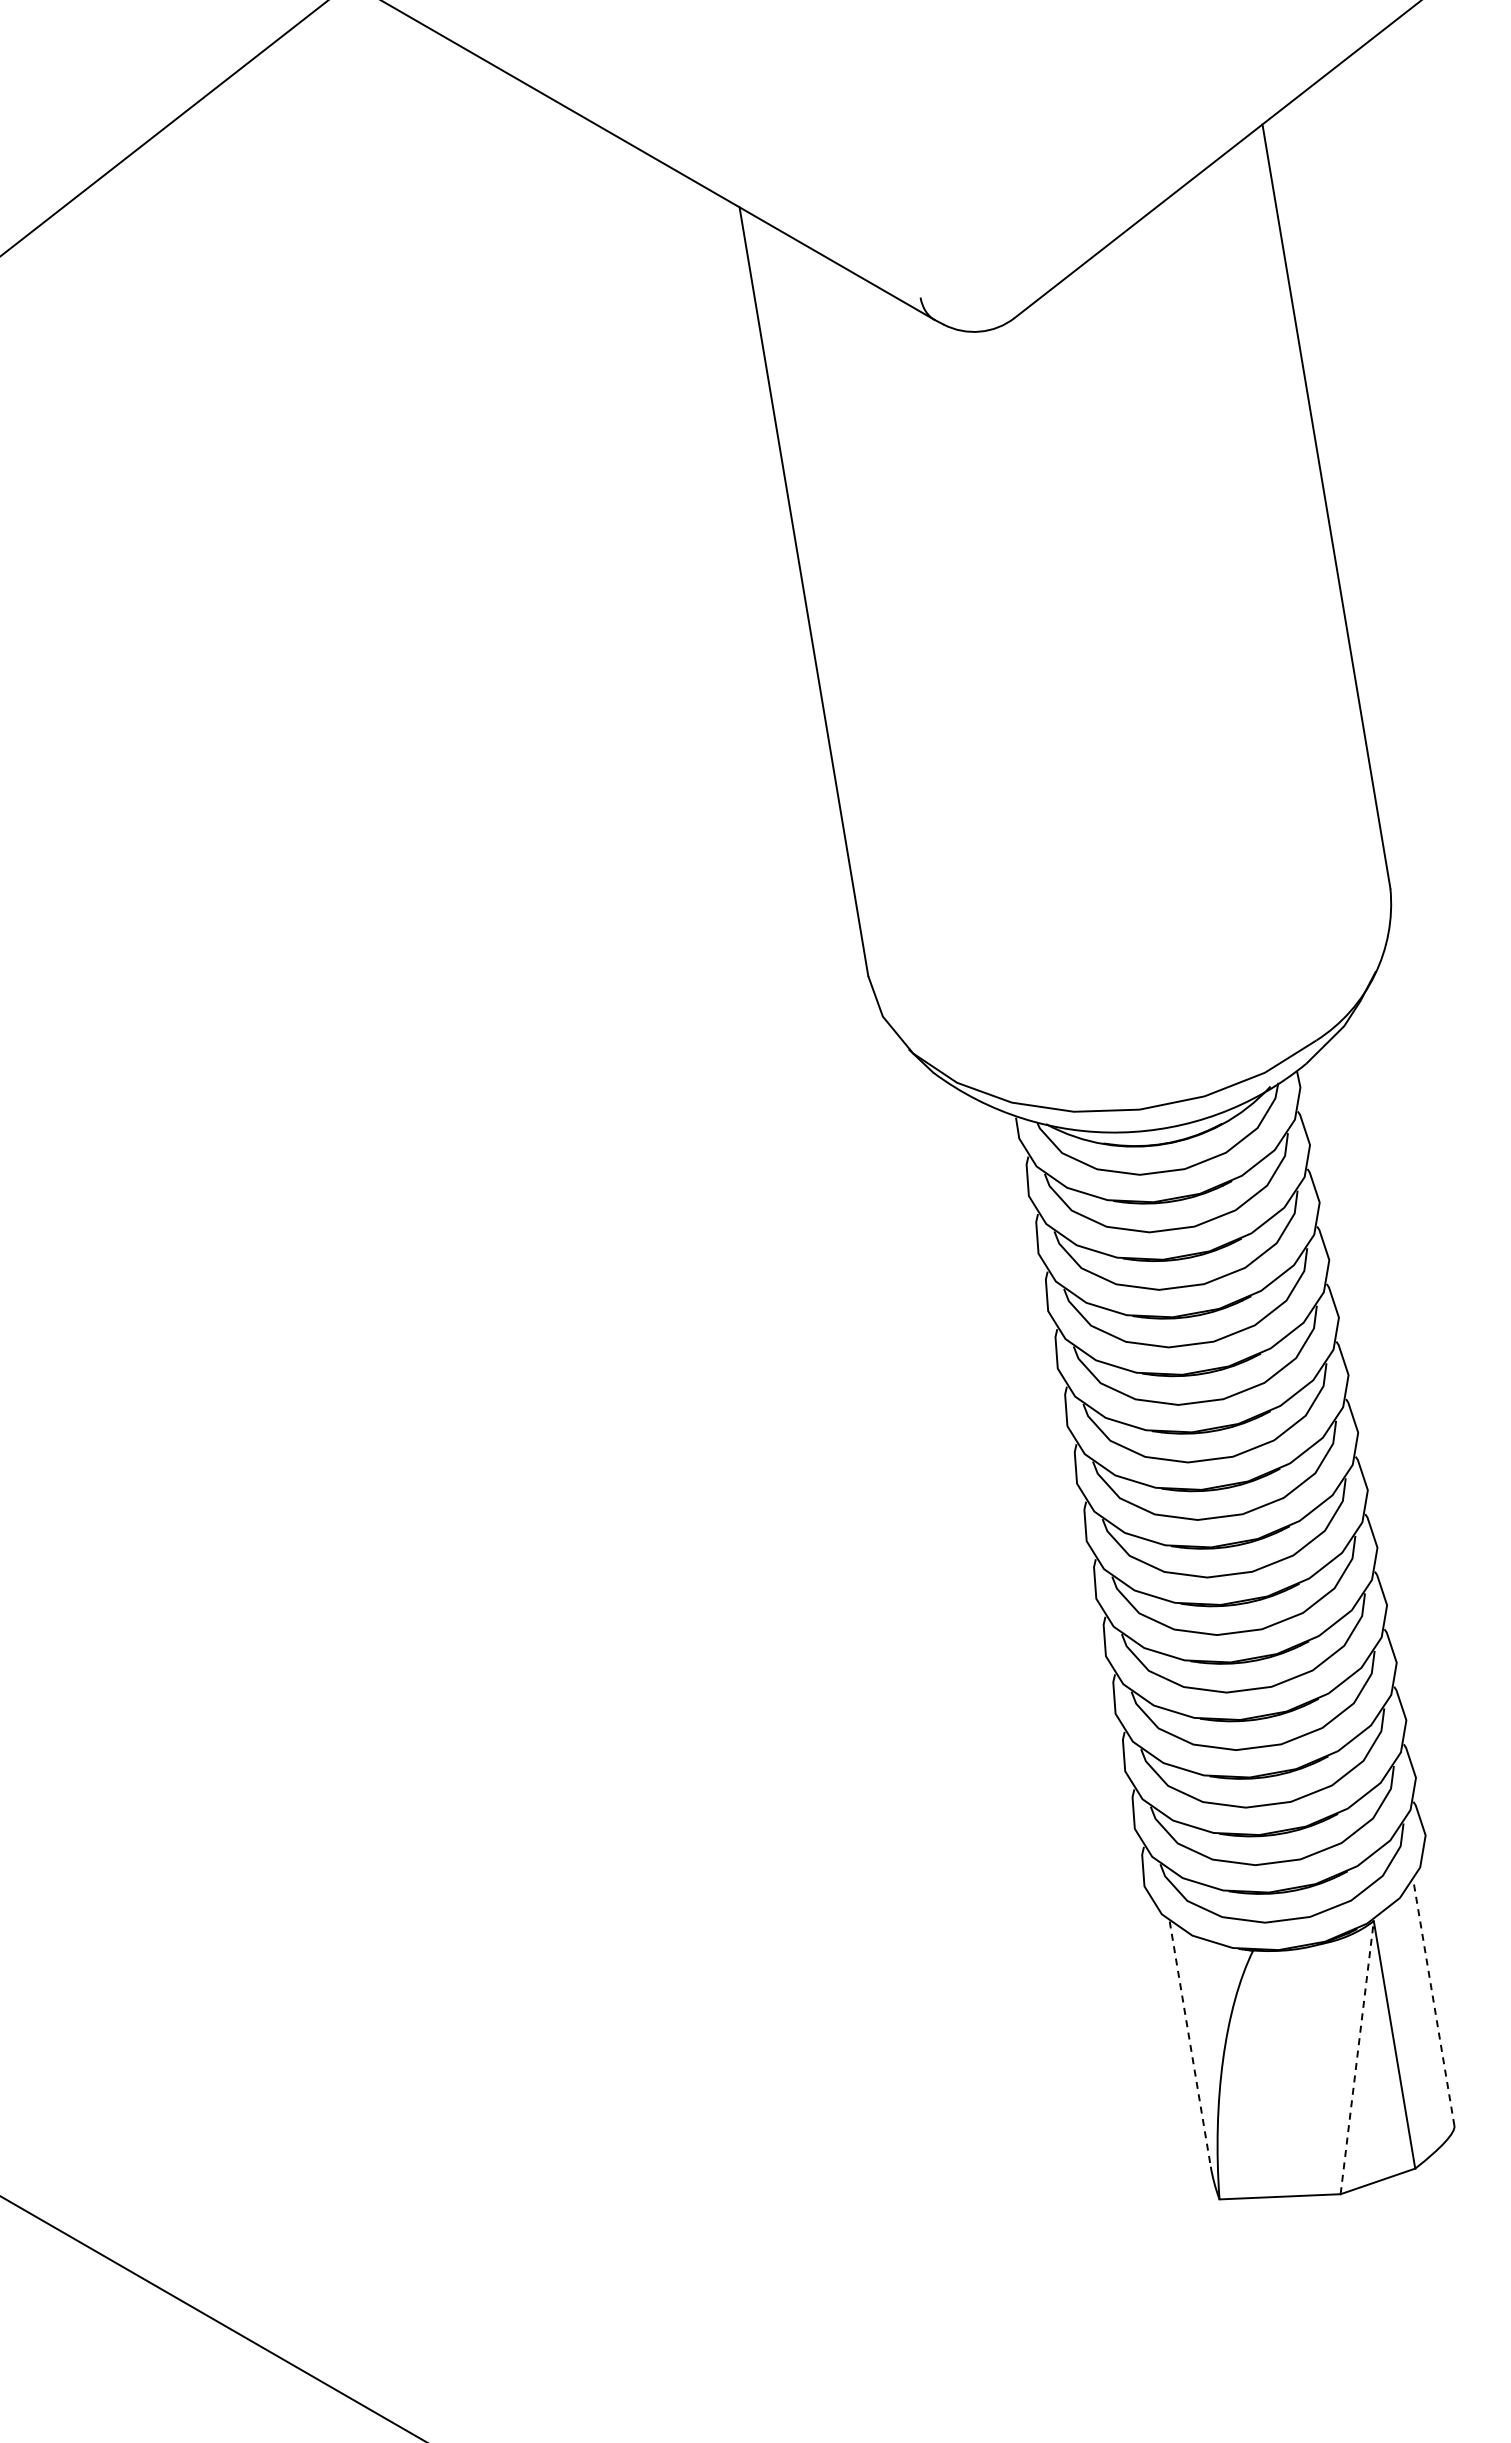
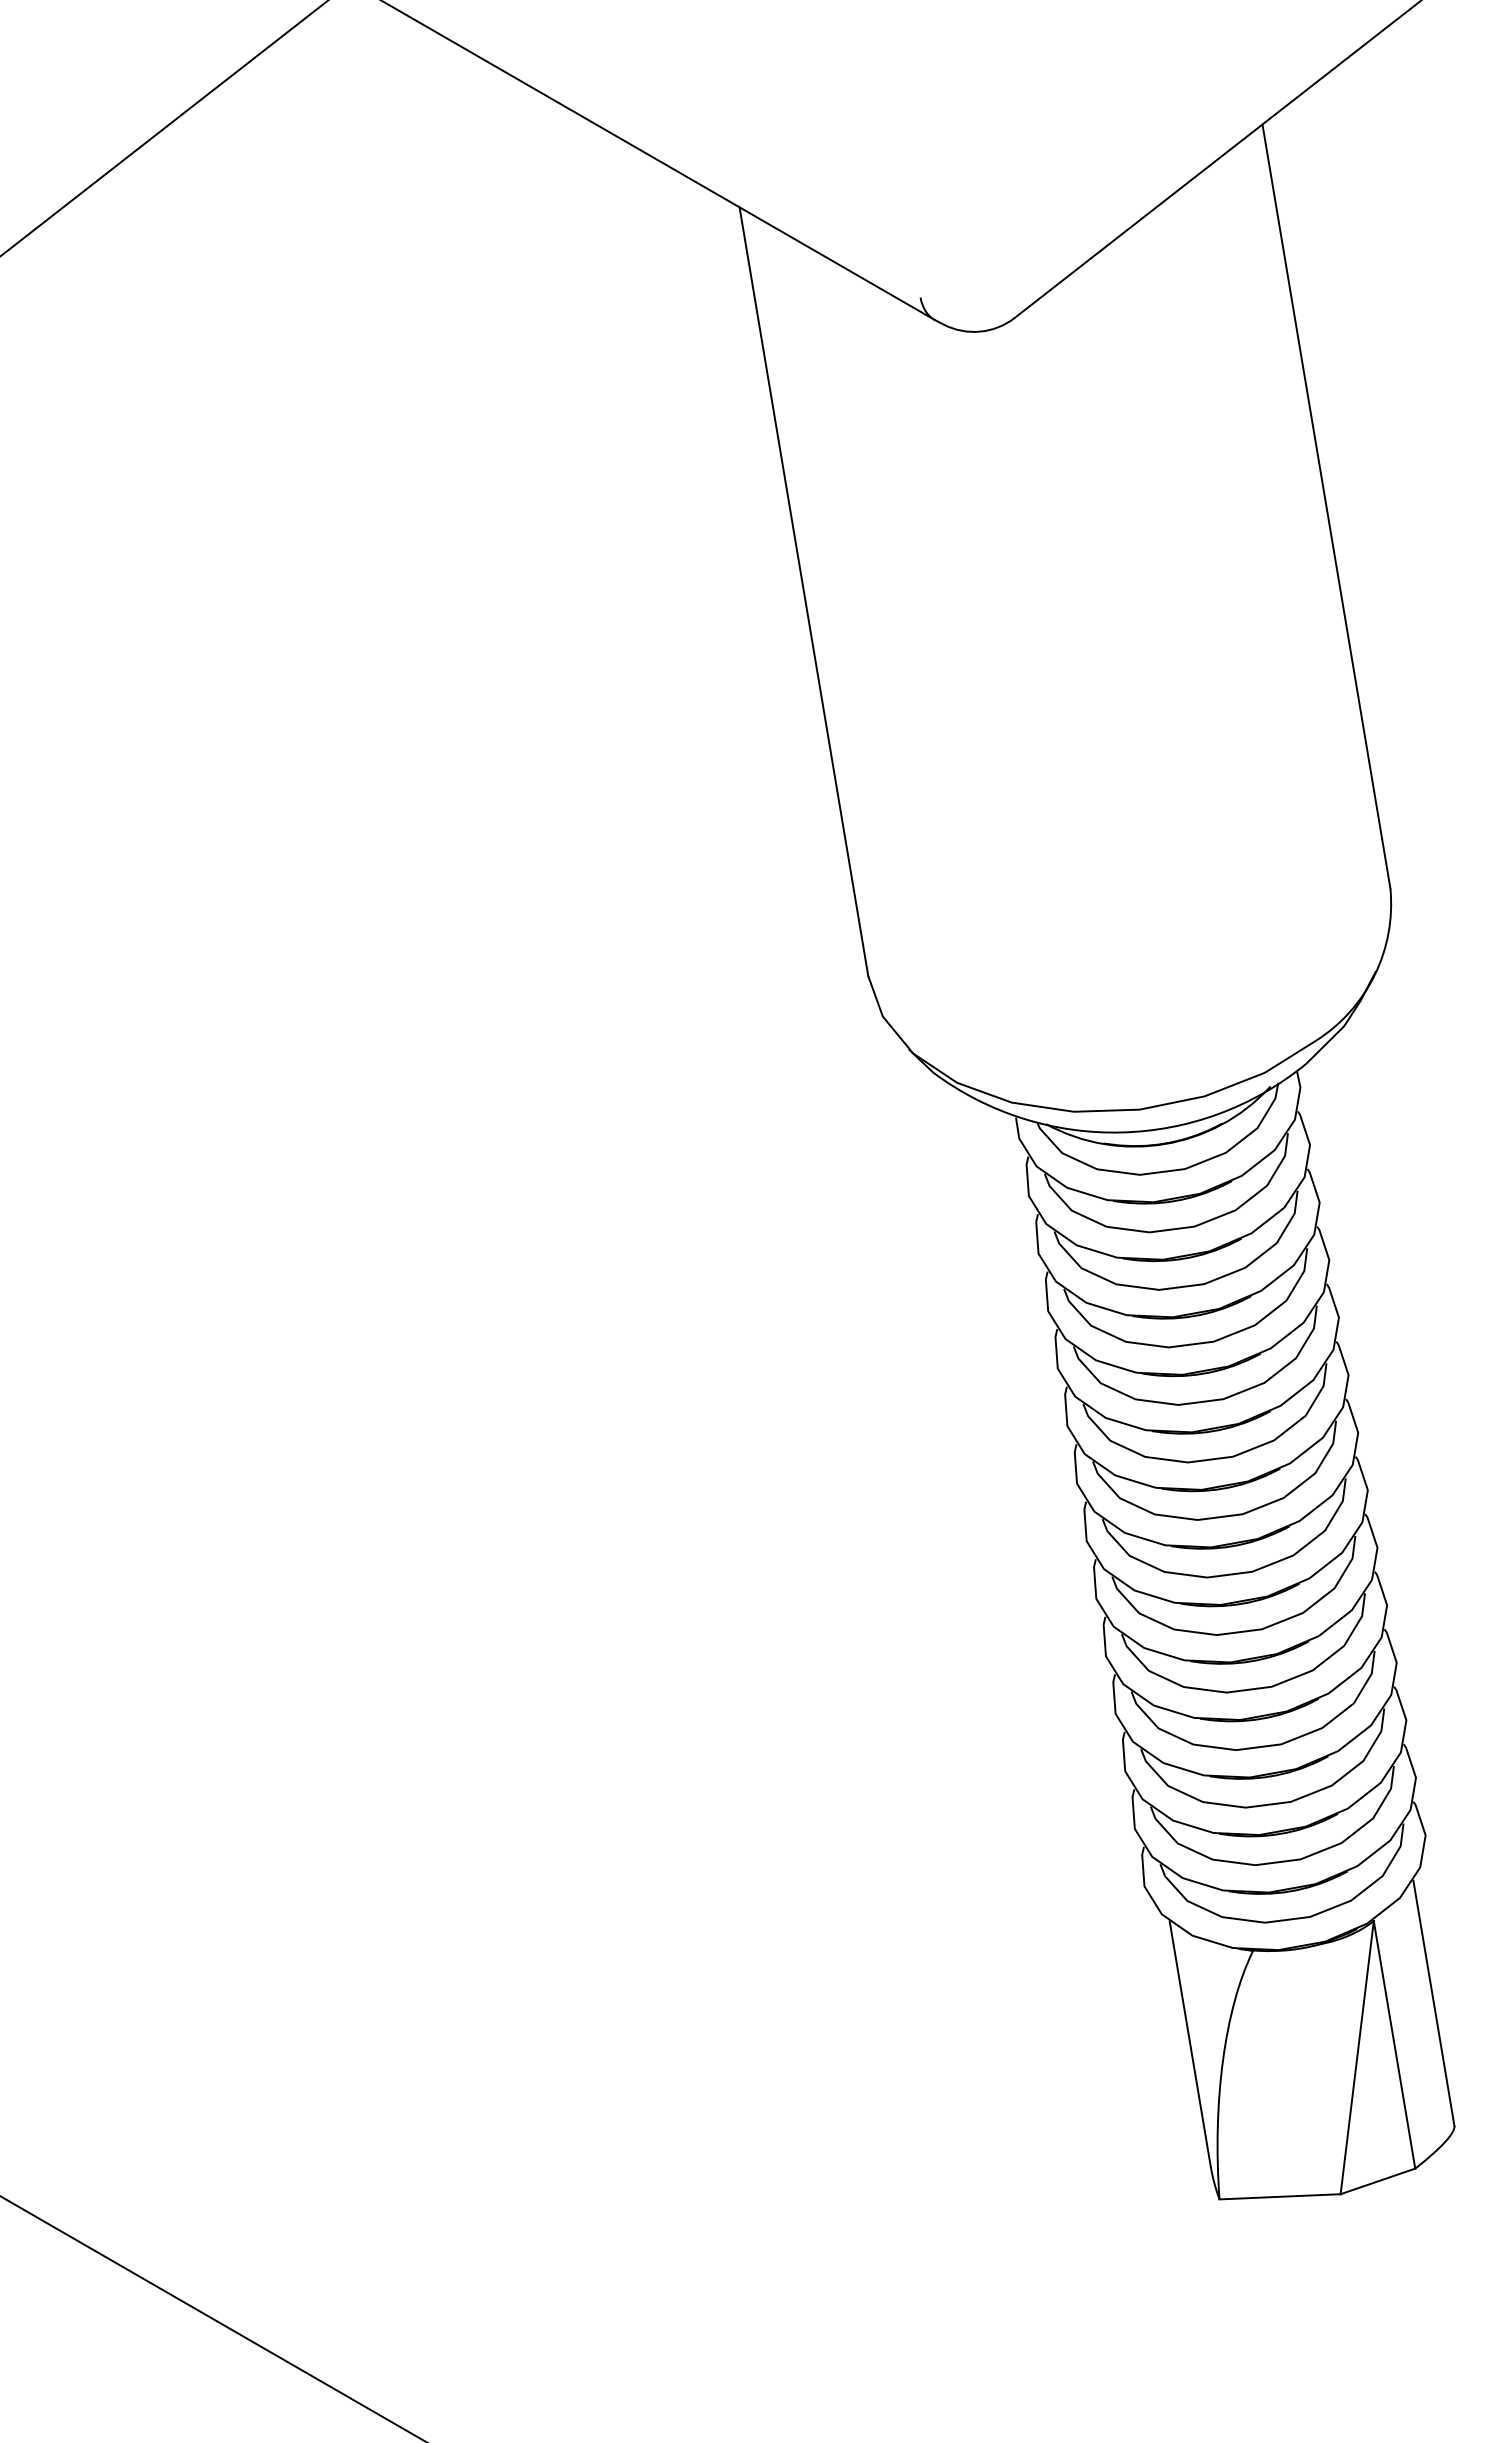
line: dashed -> solid (1433, 2002)
line: dashed -> solid (1190, 2044)
line: dashed -> solid (1357, 2057)
